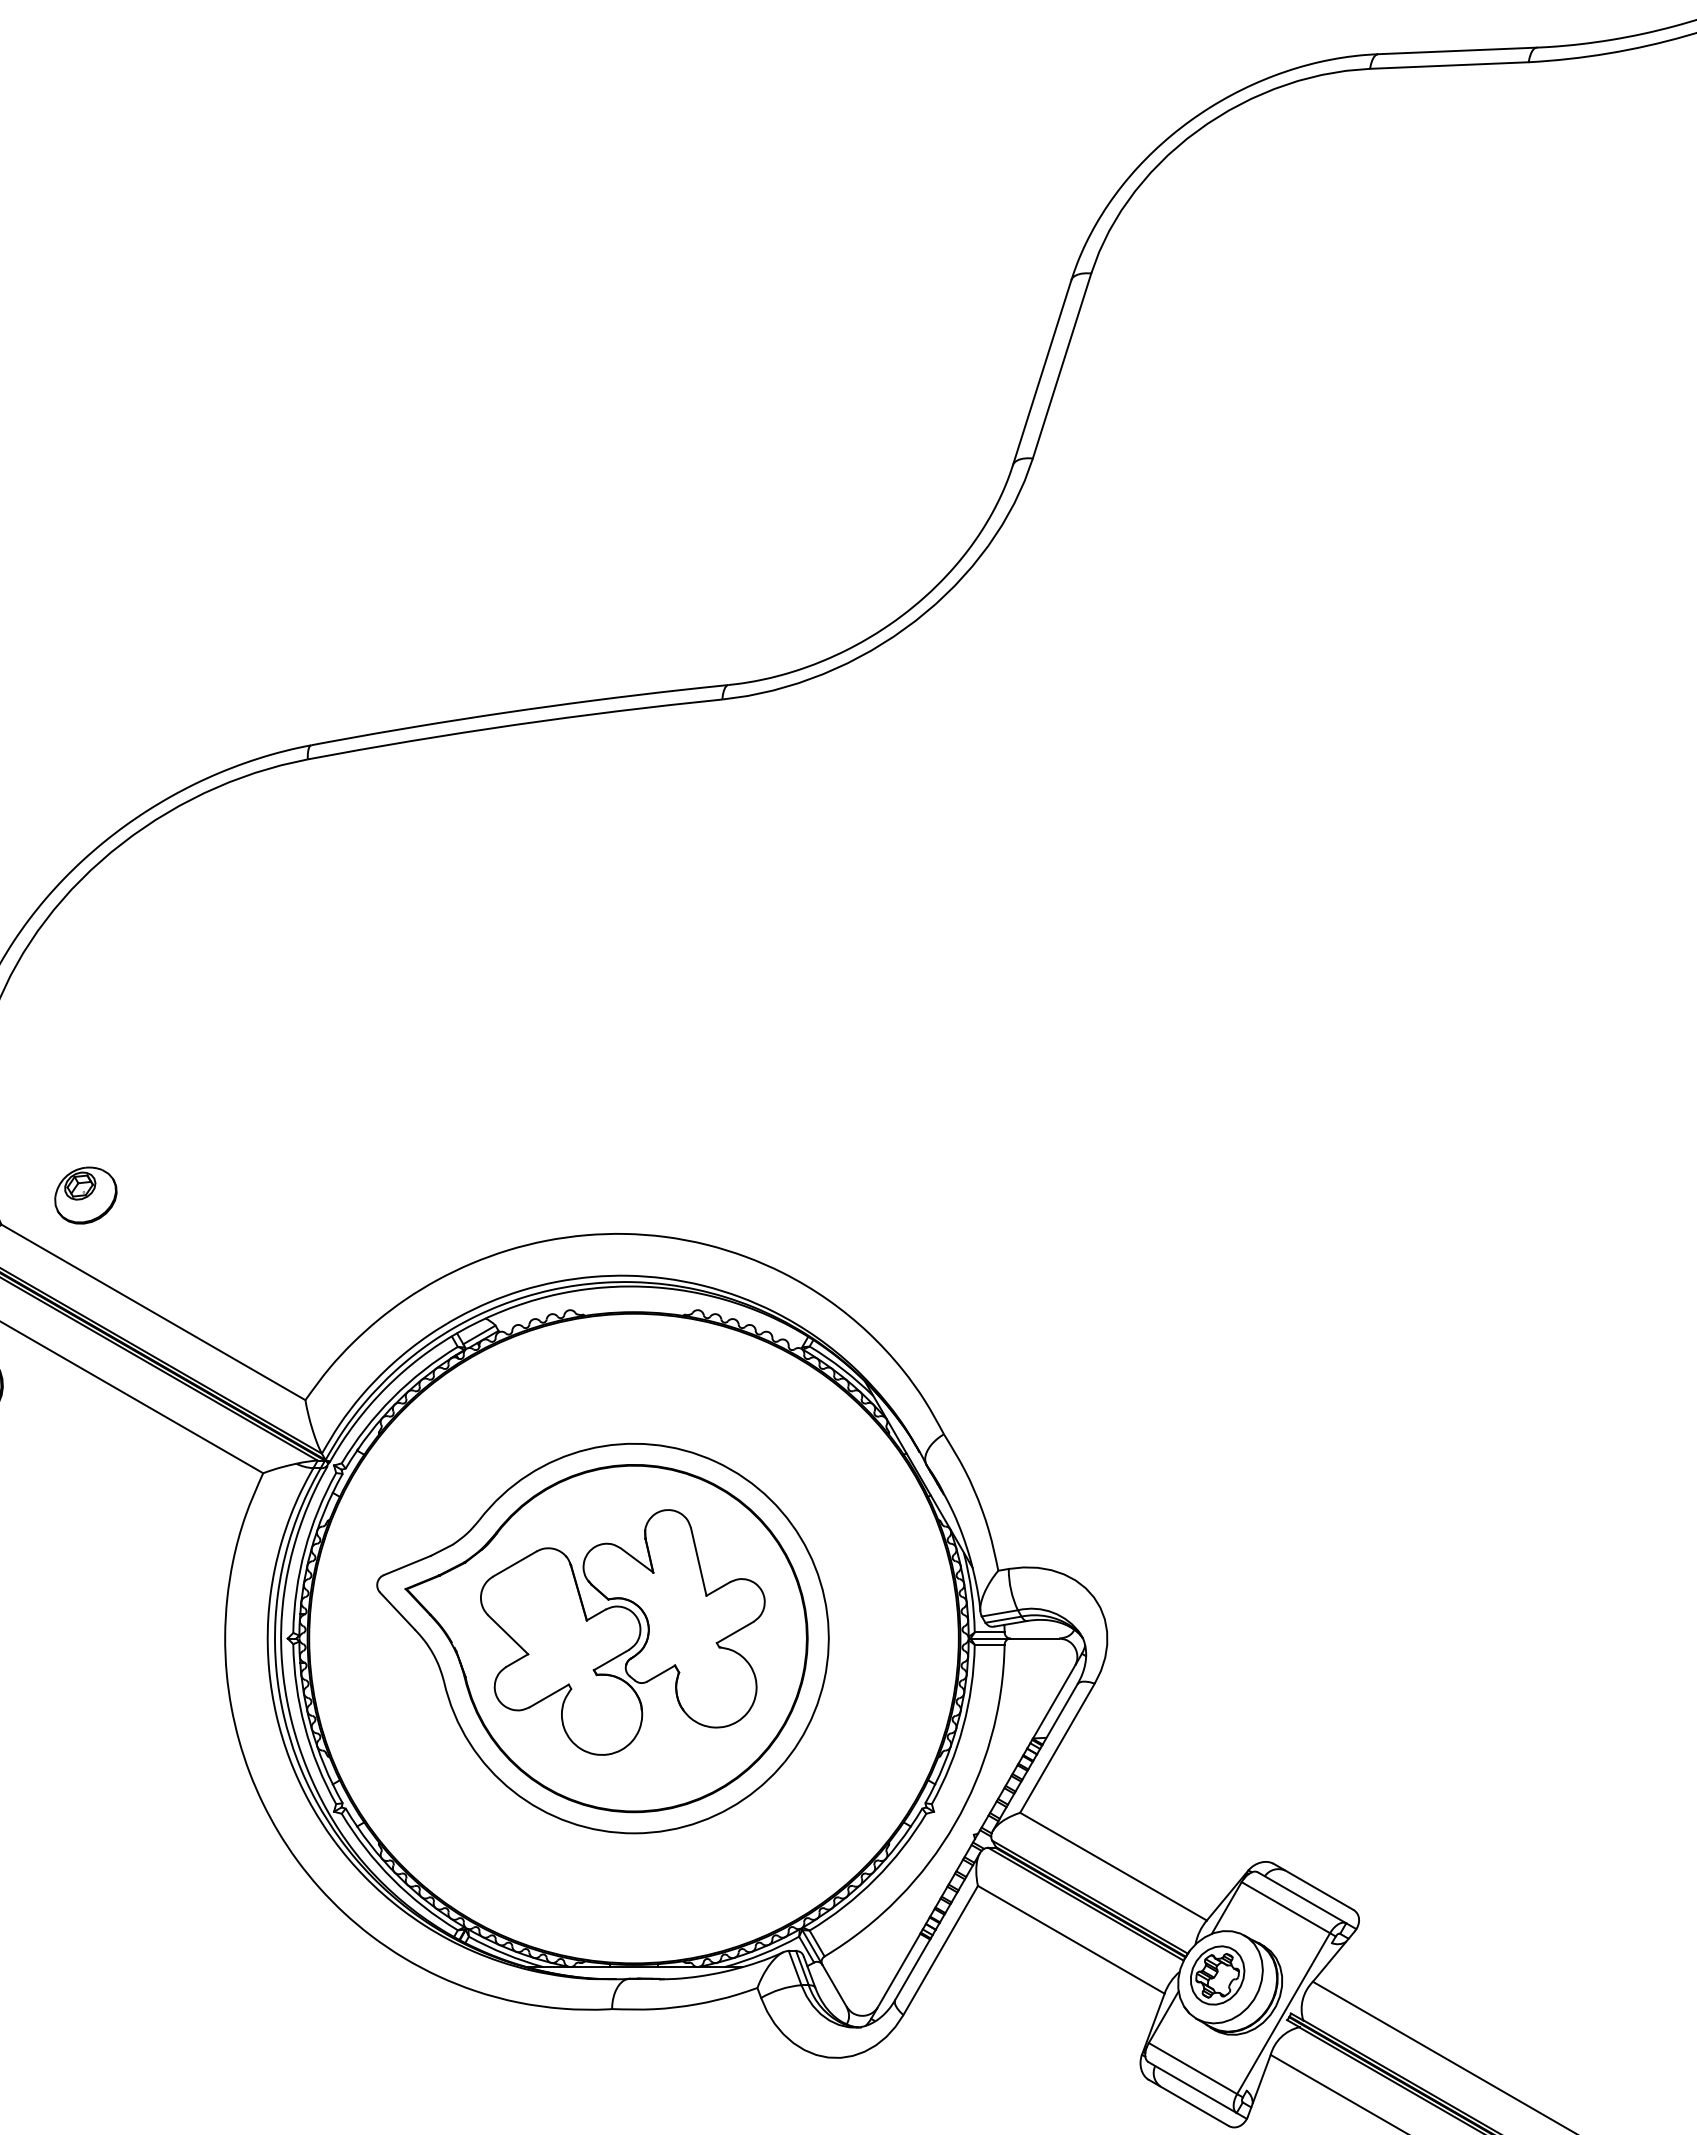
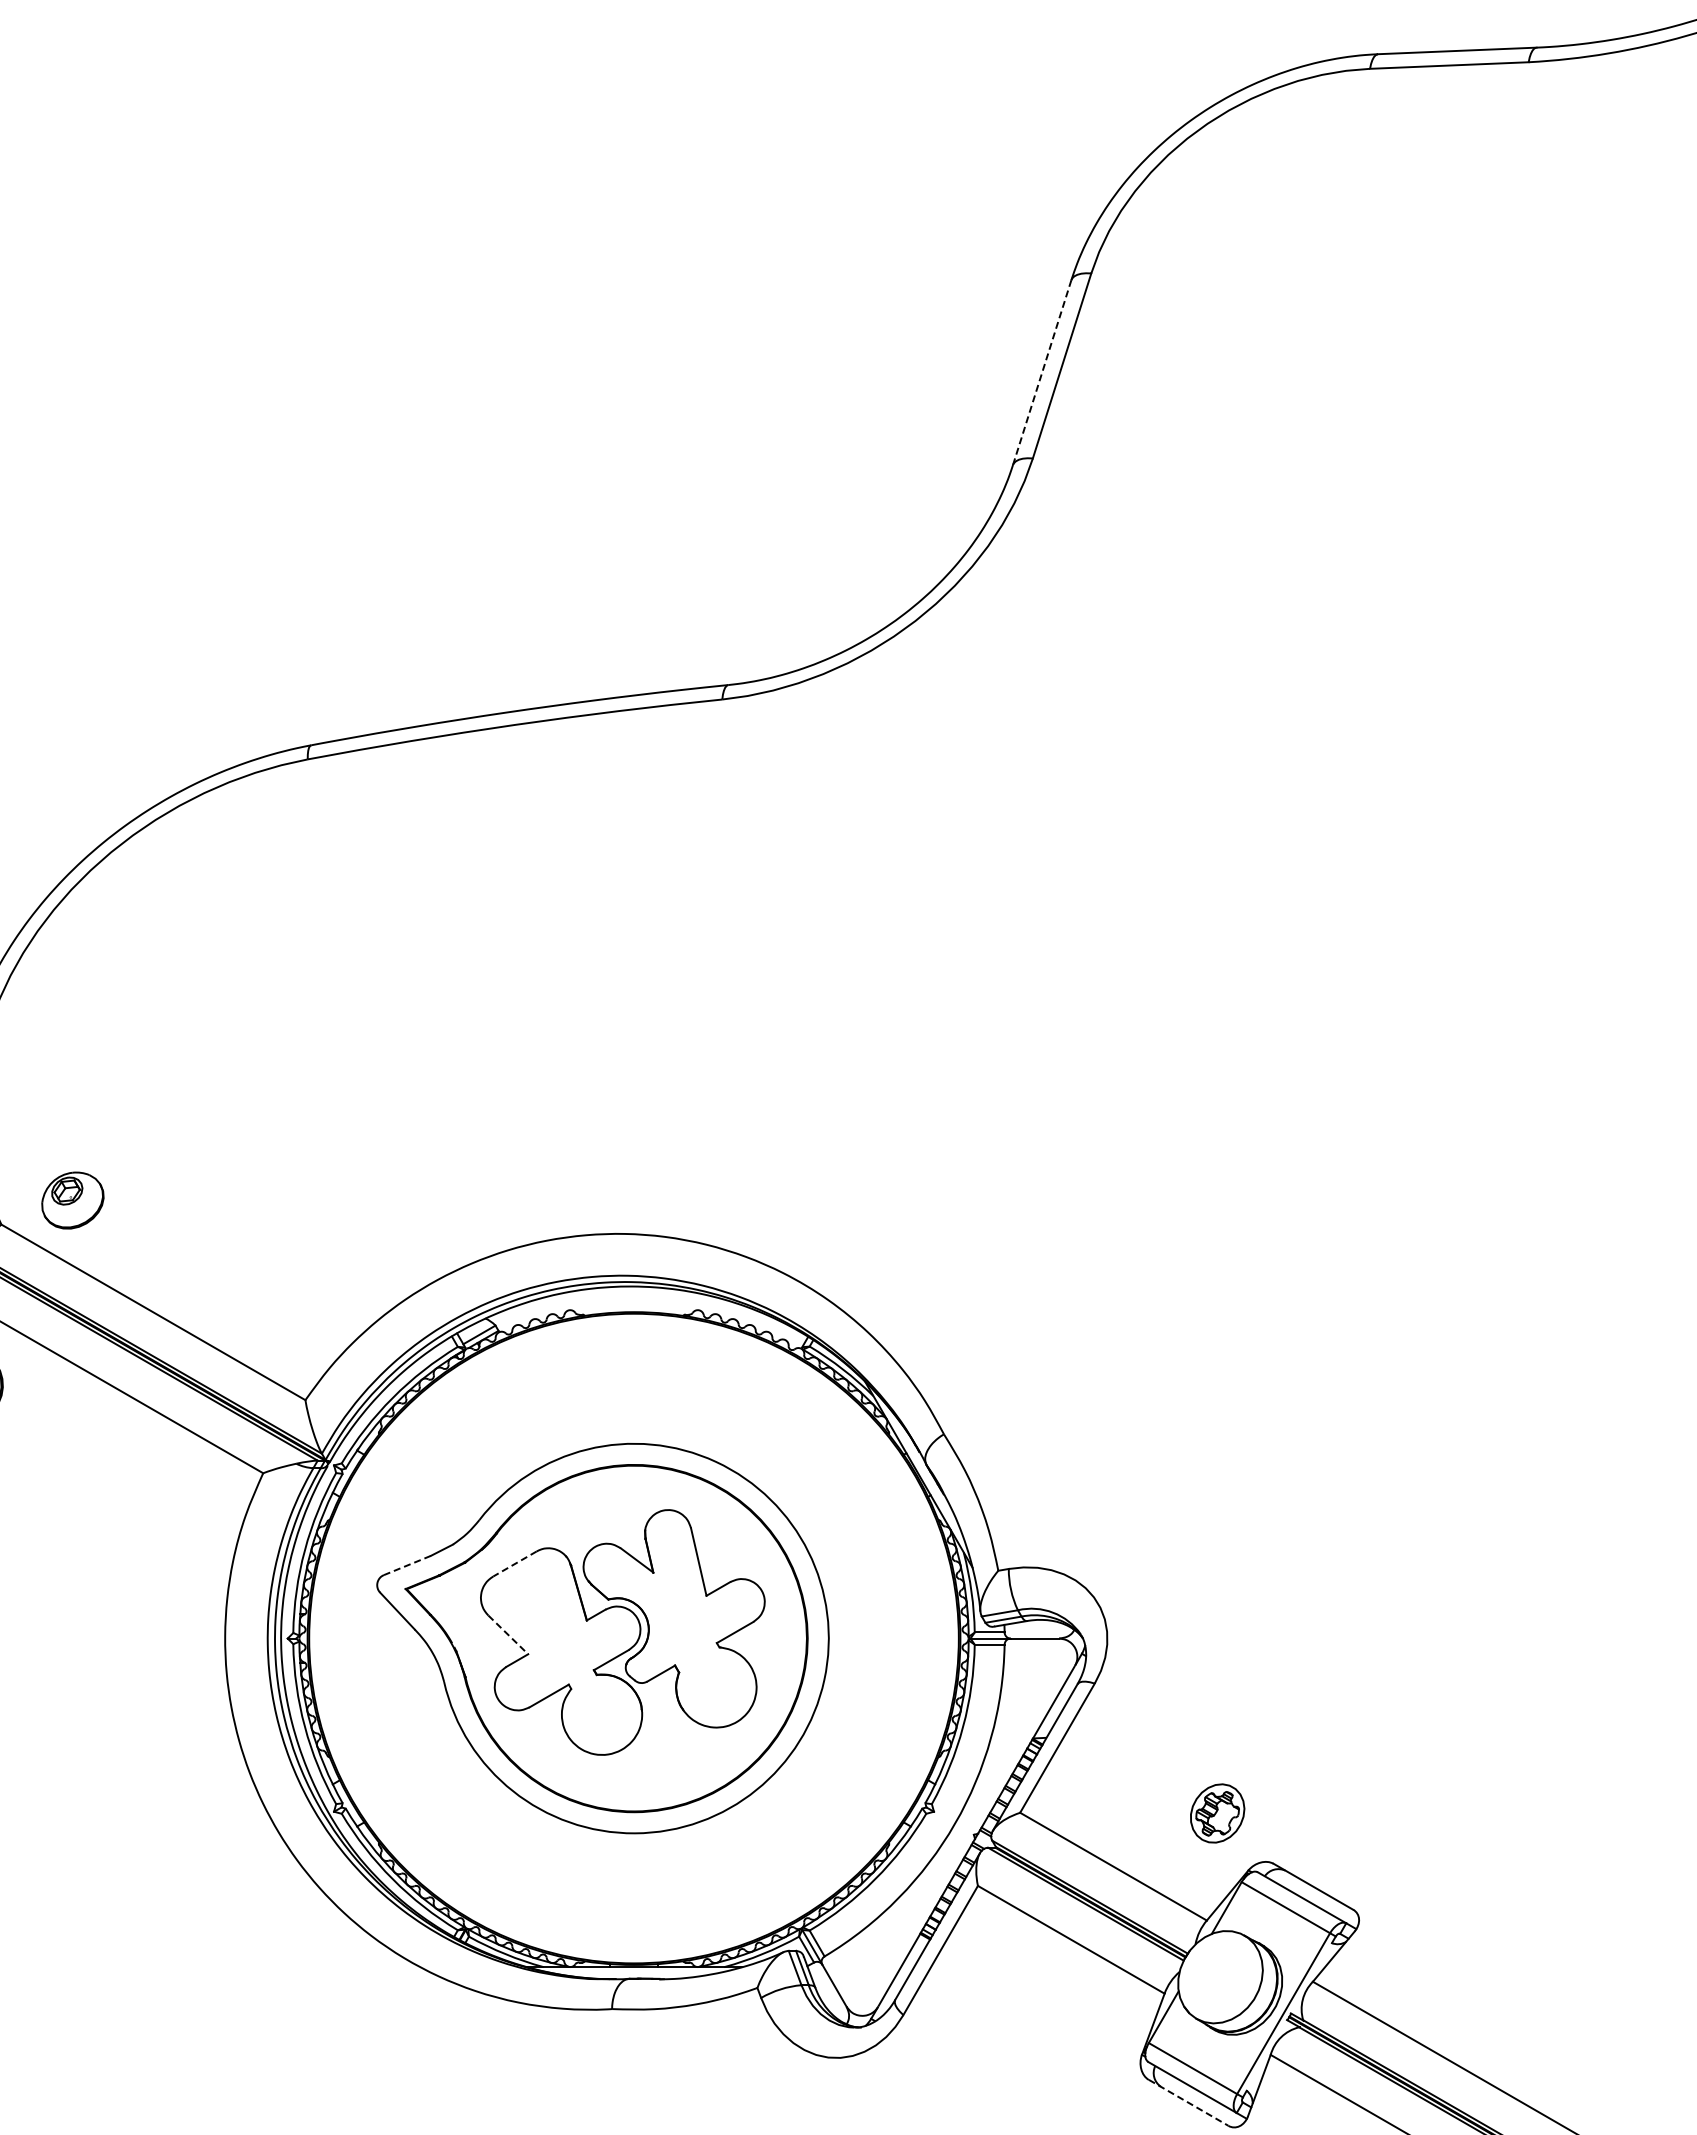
line: solid -> dashed (1042, 372)
part position: (85, 1195) -> (72, 1200) (72, 1200)
line: solid -> dashed (514, 1564)
line: solid -> dashed (406, 1565)
line: solid -> dashed (508, 1634)
part position: (1217, 1975) -> (1217, 1813) (1217, 1813)
line: solid -> dashed (1188, 2102)
